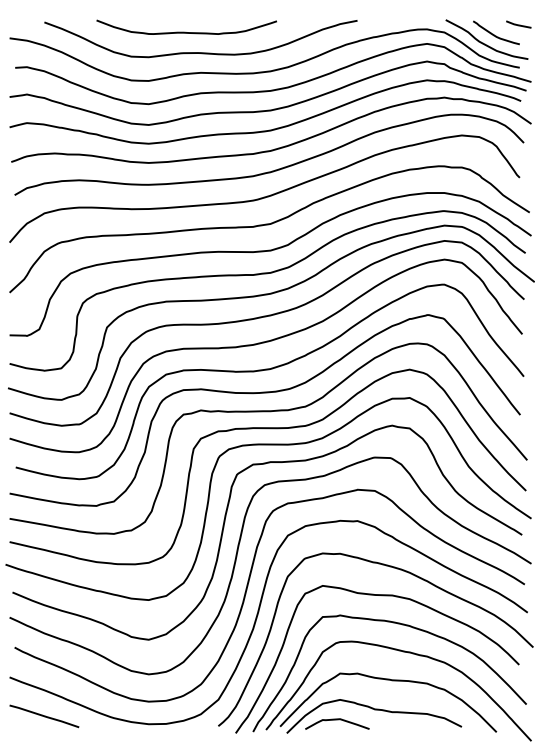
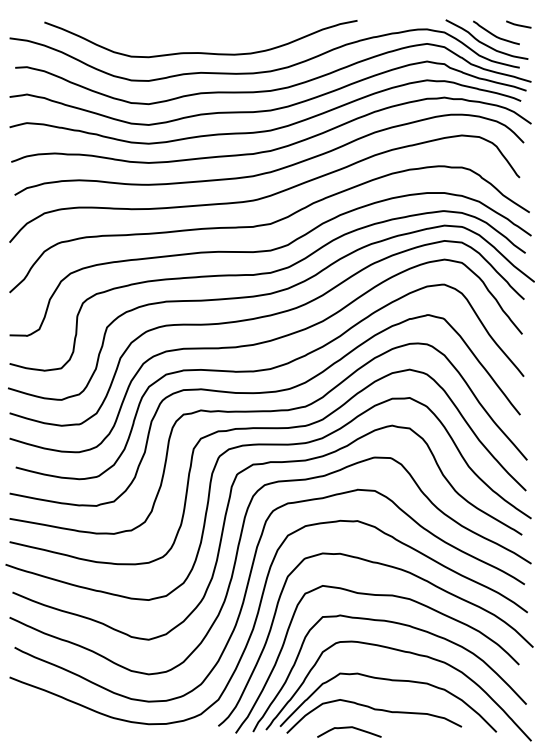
curve: present -> none (185, 31)
line: present -> none (44, 716)
curve position: (337, 720) -> (349, 728) (349, 728)
